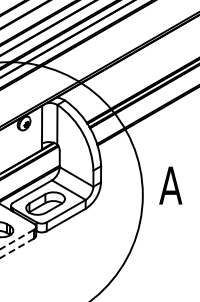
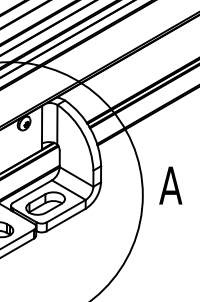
line: dashed -> solid (16, 239)
line: dashed -> solid (16, 248)
